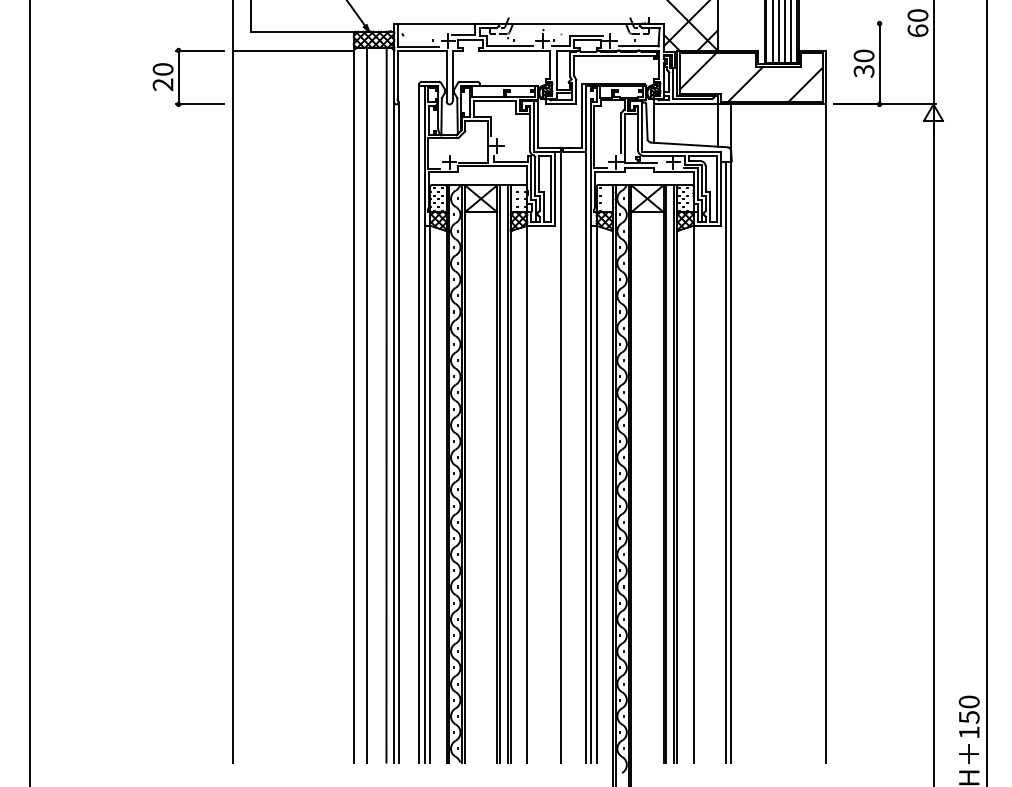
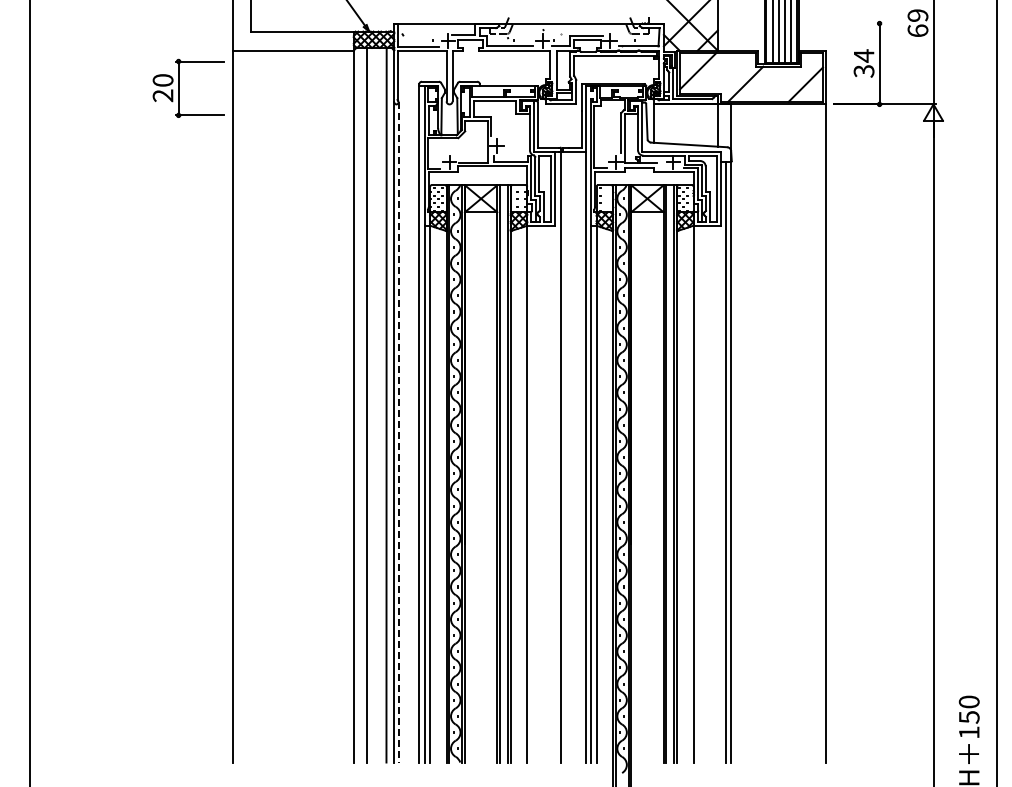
text: 60 -> 69 (917, 15)
text: 30 -> 34 (863, 55)
part position: (179, 76) -> (179, 87) (179, 87)
line position: (987, 392) -> (997, 392) (997, 392)
line: solid -> dashed (398, 432)
